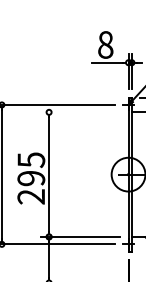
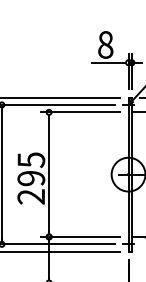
line: none -> present (61, 97)
line: none -> present (80, 112)
line: none -> present (61, 251)
